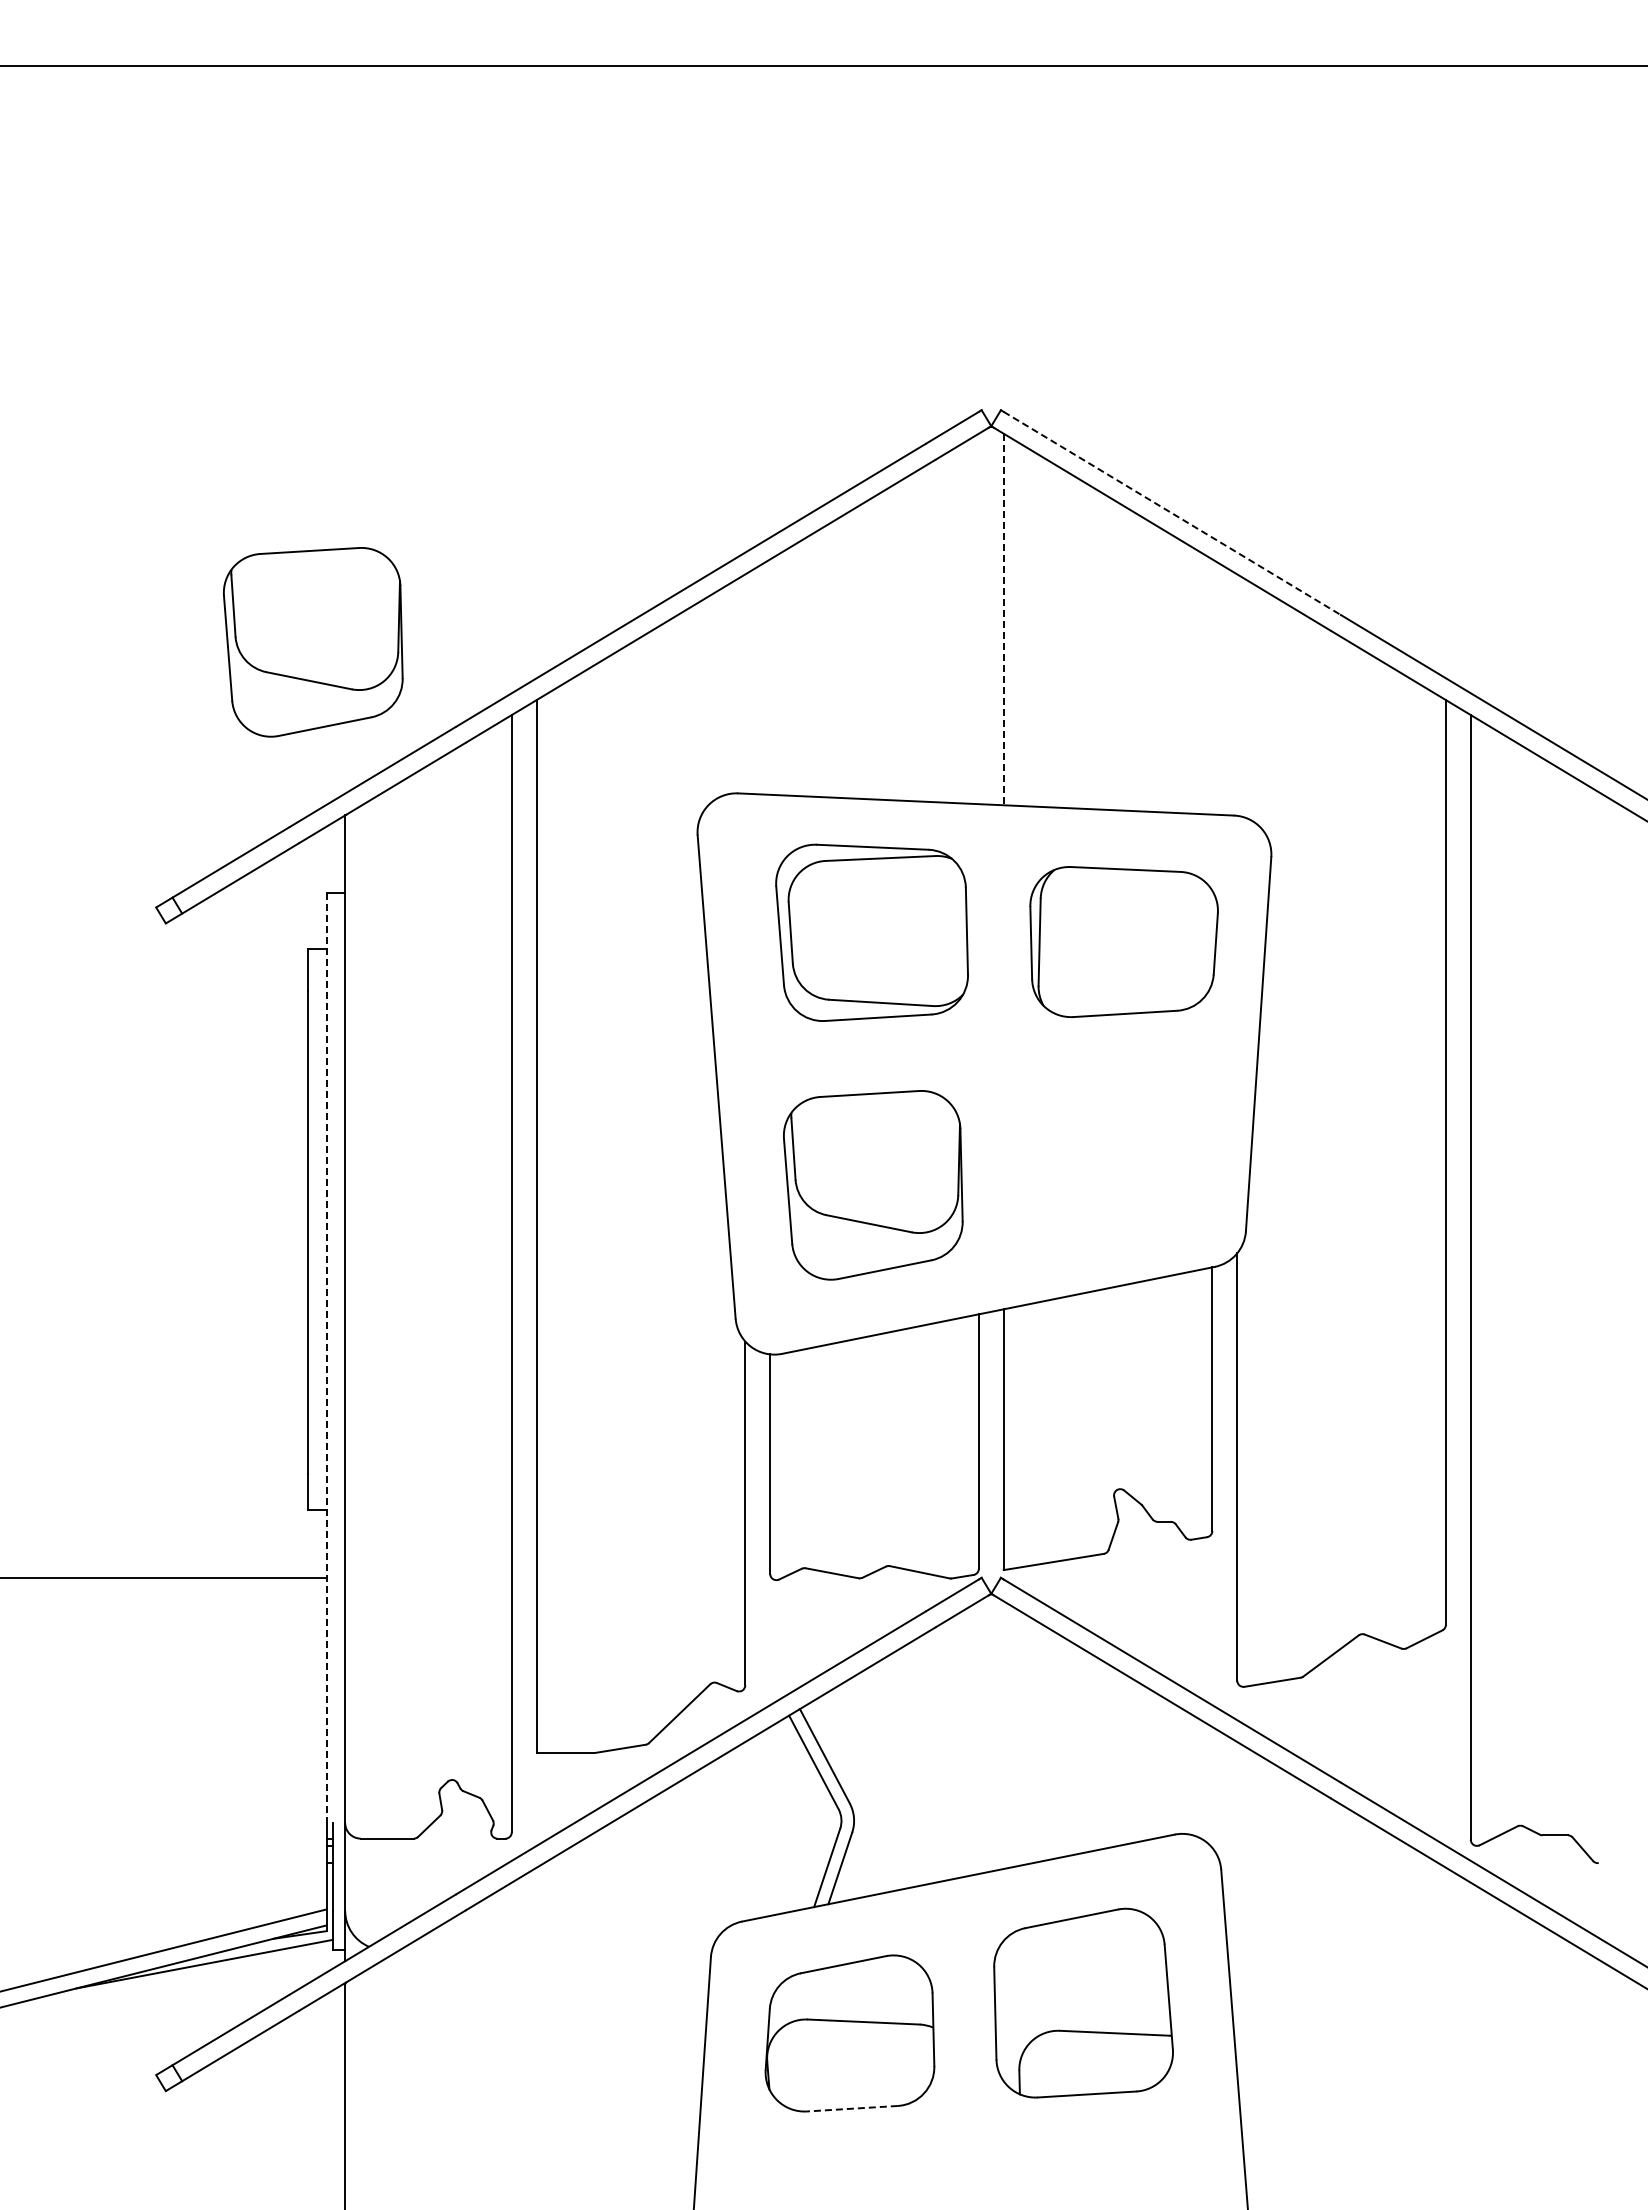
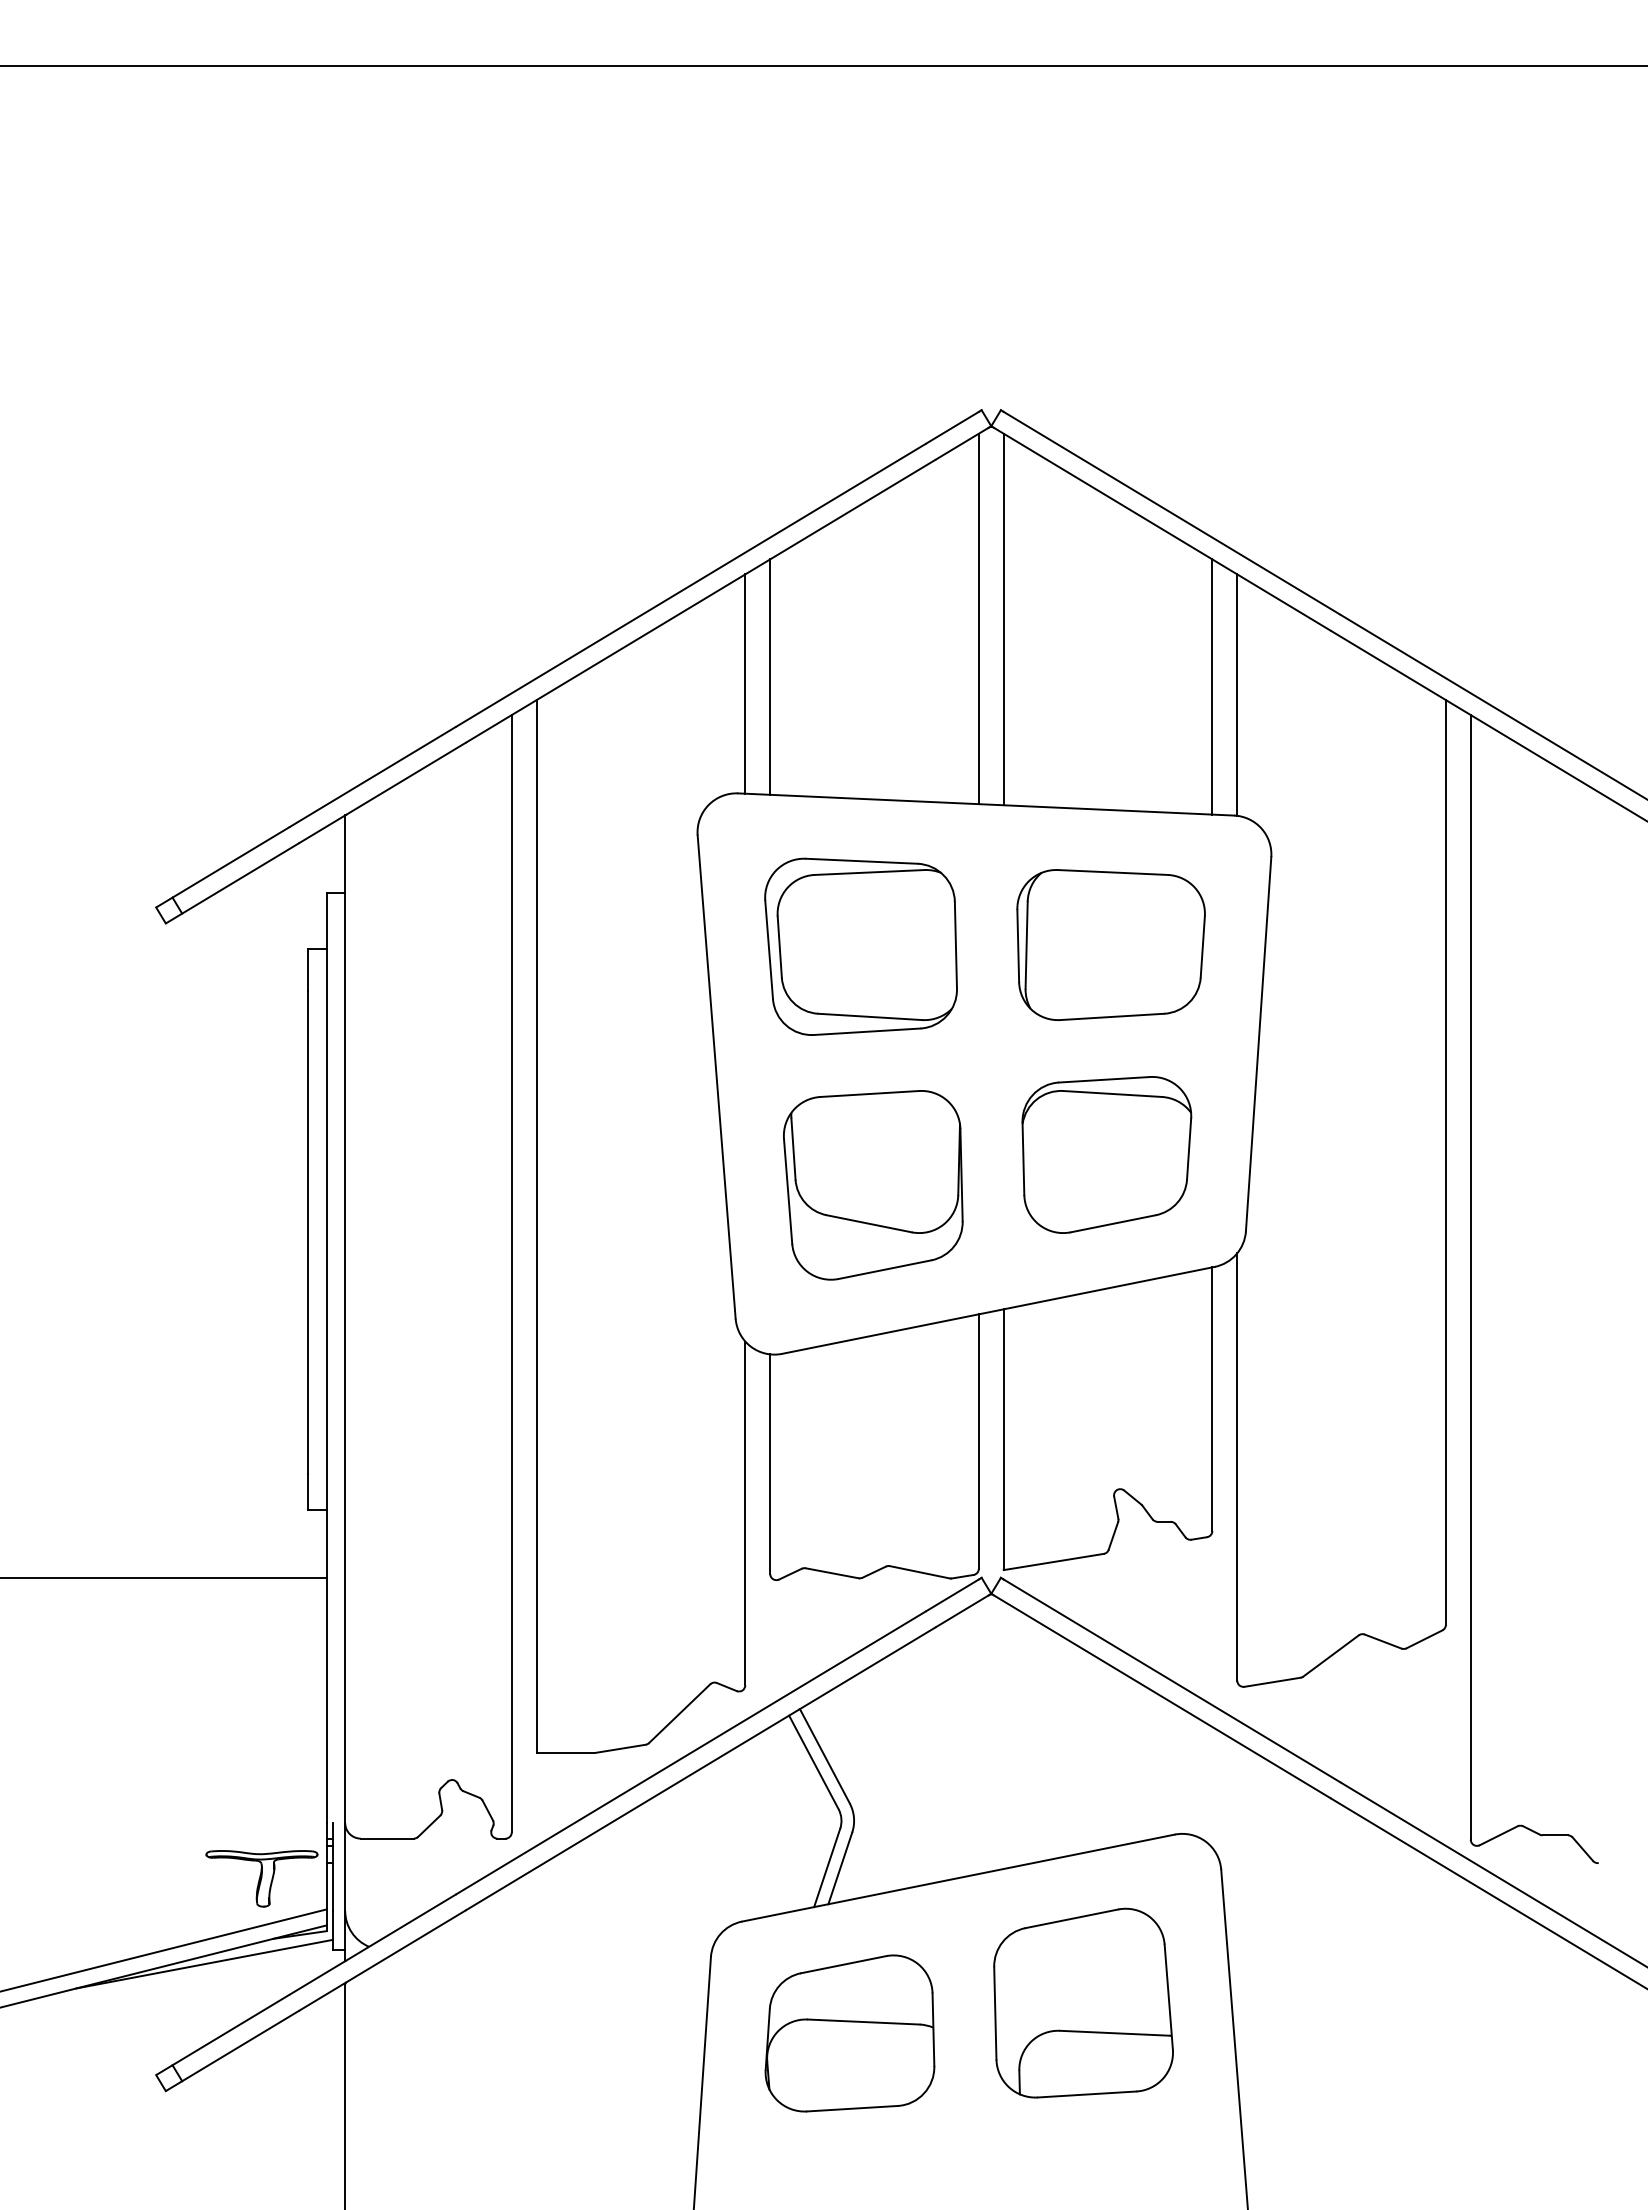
line: dashed -> solid (1172, 513)
line: none -> present (978, 618)
line: dashed -> solid (1003, 619)
part: present -> none (313, 642)
line: none -> present (770, 676)
line: none -> present (745, 683)
line: none -> present (1212, 686)
line: none -> present (1237, 694)
part position: (871, 932) -> (860, 946) (860, 946)
part position: (1123, 941) -> (1110, 944) (1110, 944)
part: none -> present (1106, 1154)
line: dashed -> solid (326, 1358)
part: none -> present (261, 1878)
line: dashed -> solid (852, 2108)
